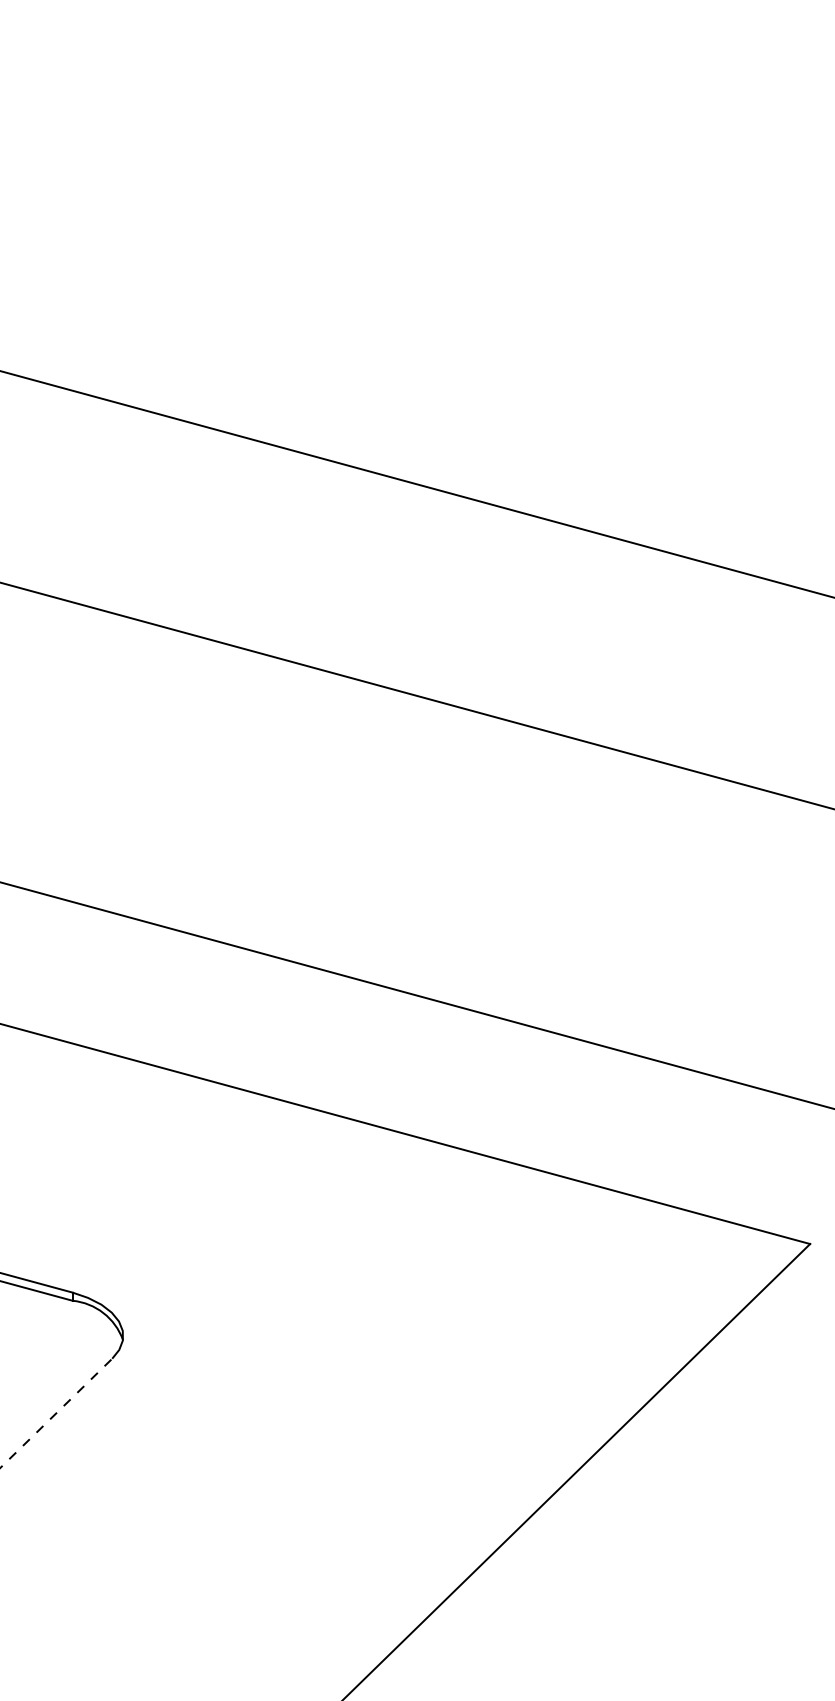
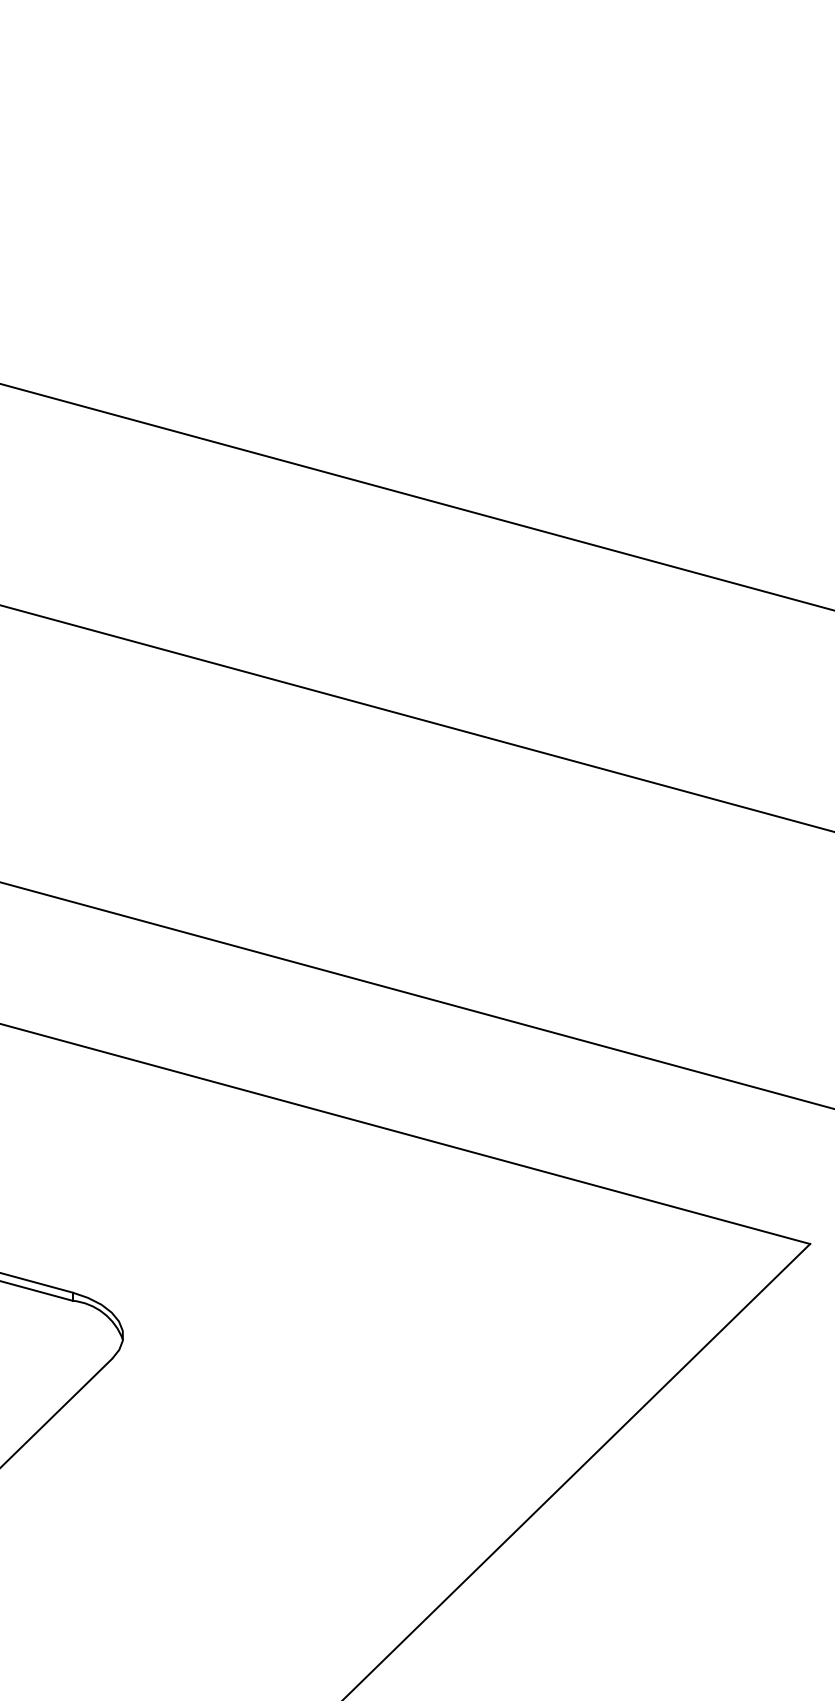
line position: (416, 483) -> (416, 496) (416, 496)
line position: (416, 695) -> (416, 718) (416, 718)
line: dashed -> solid (56, 1413)
